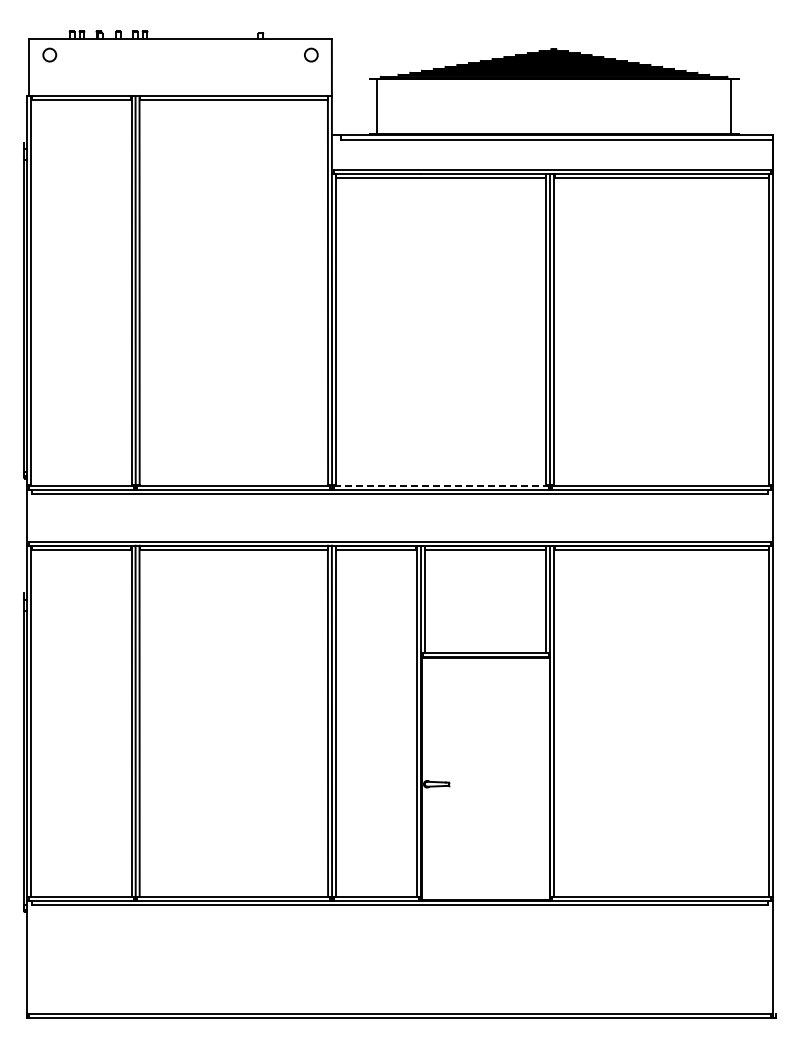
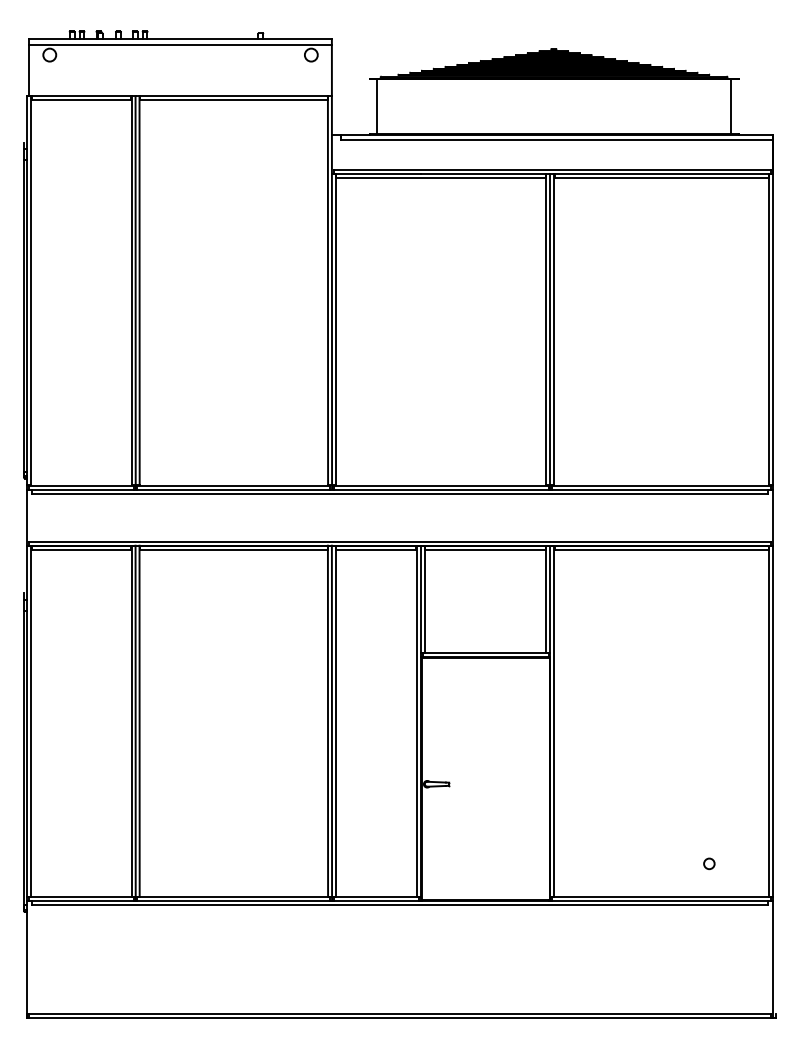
line: none -> present (180, 44)
line: dashed -> solid (441, 485)
circle: none -> present (709, 863)
